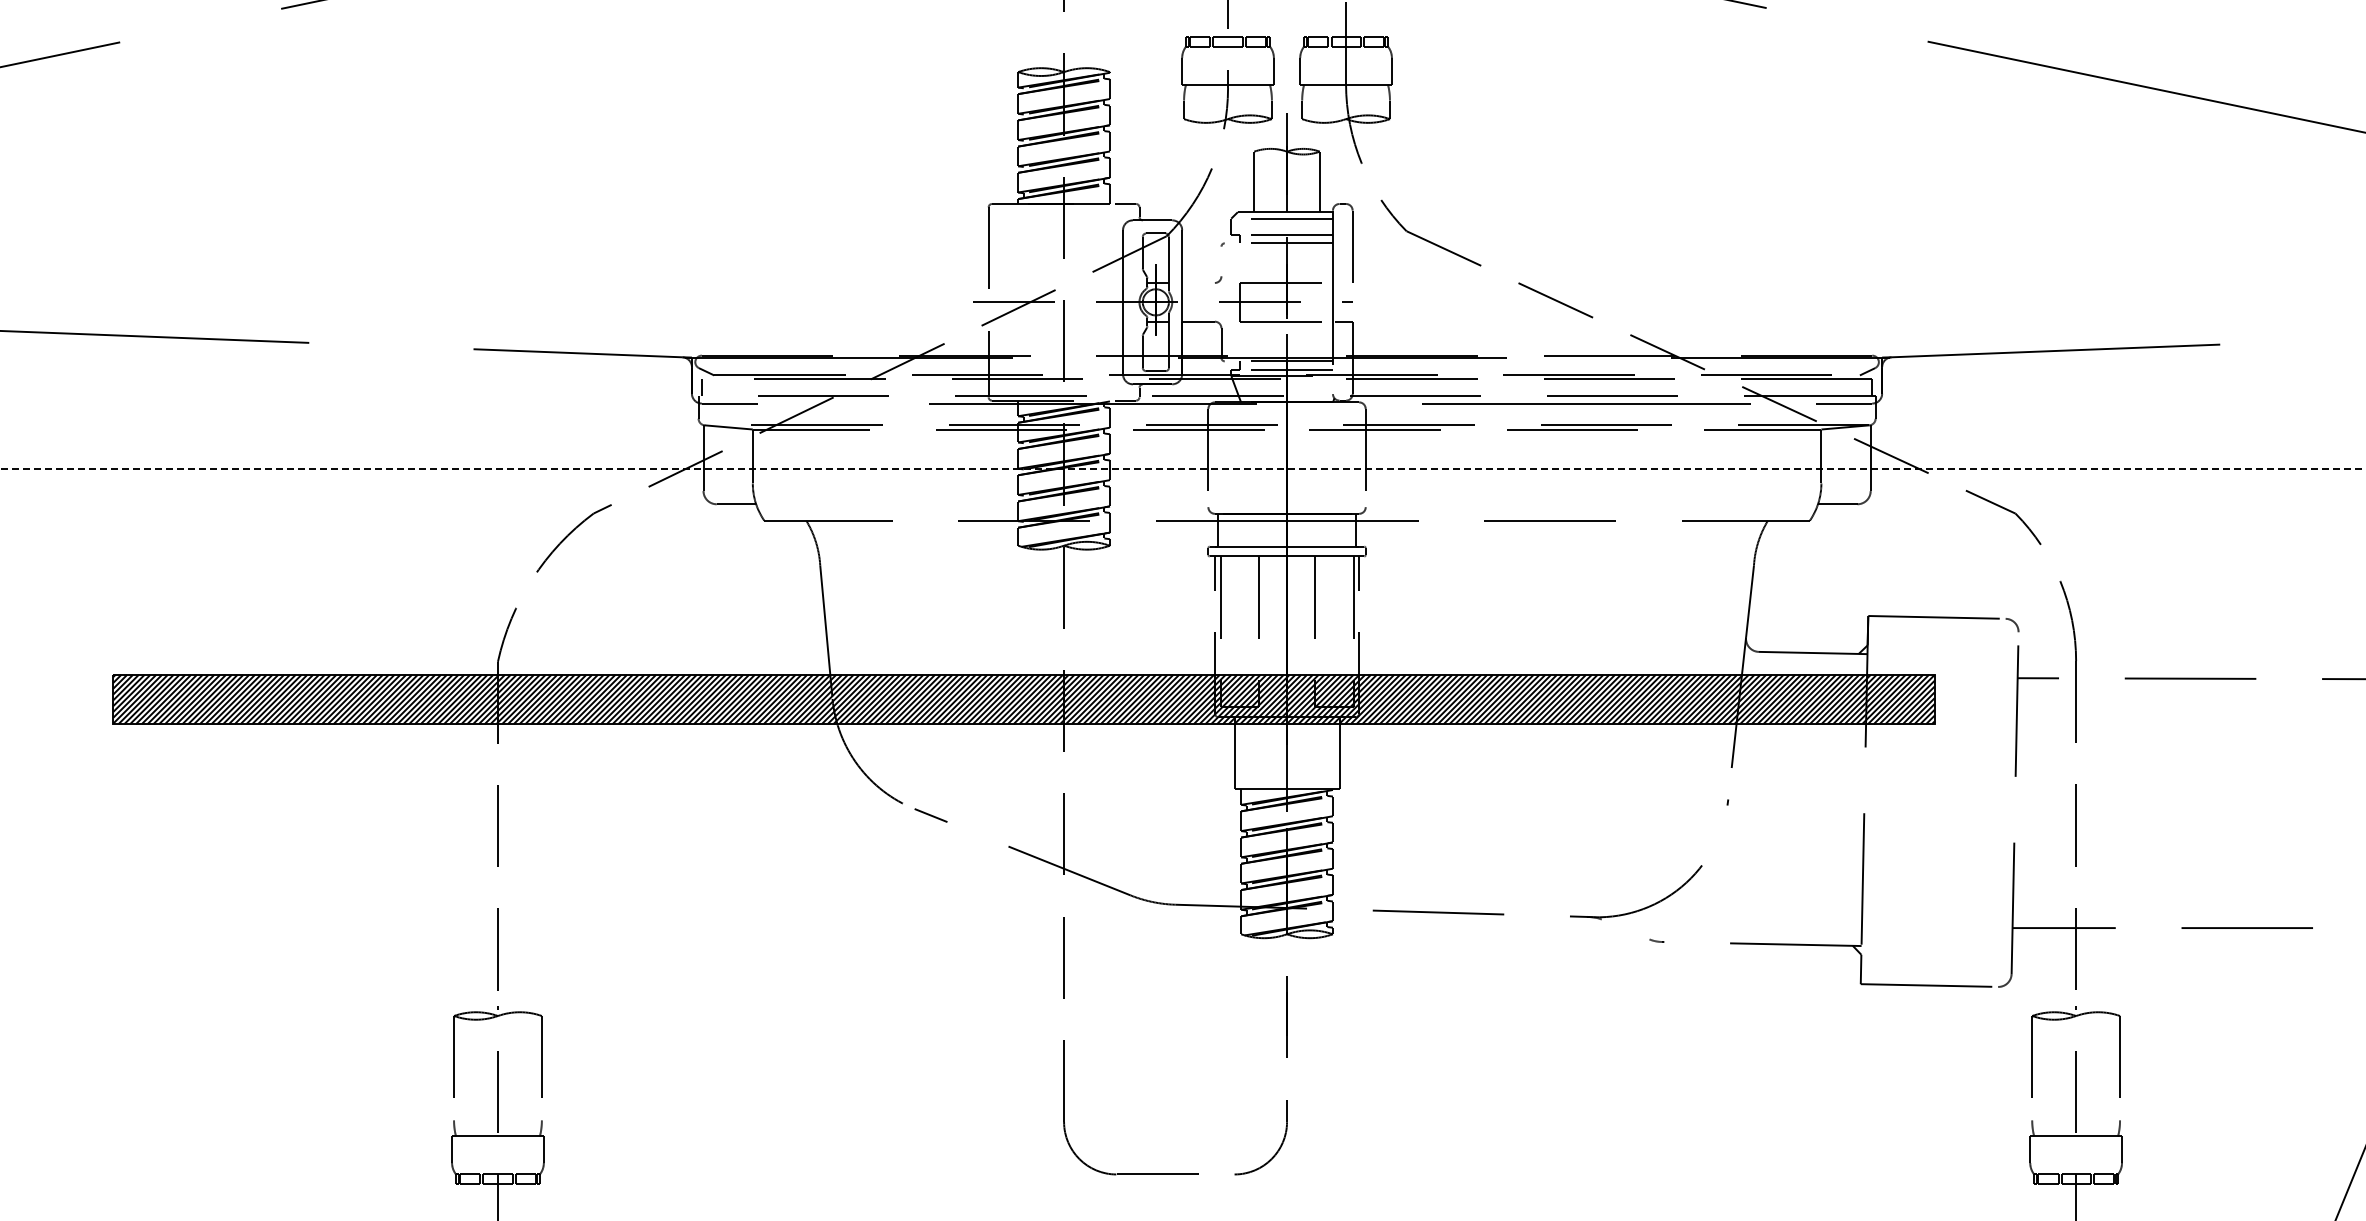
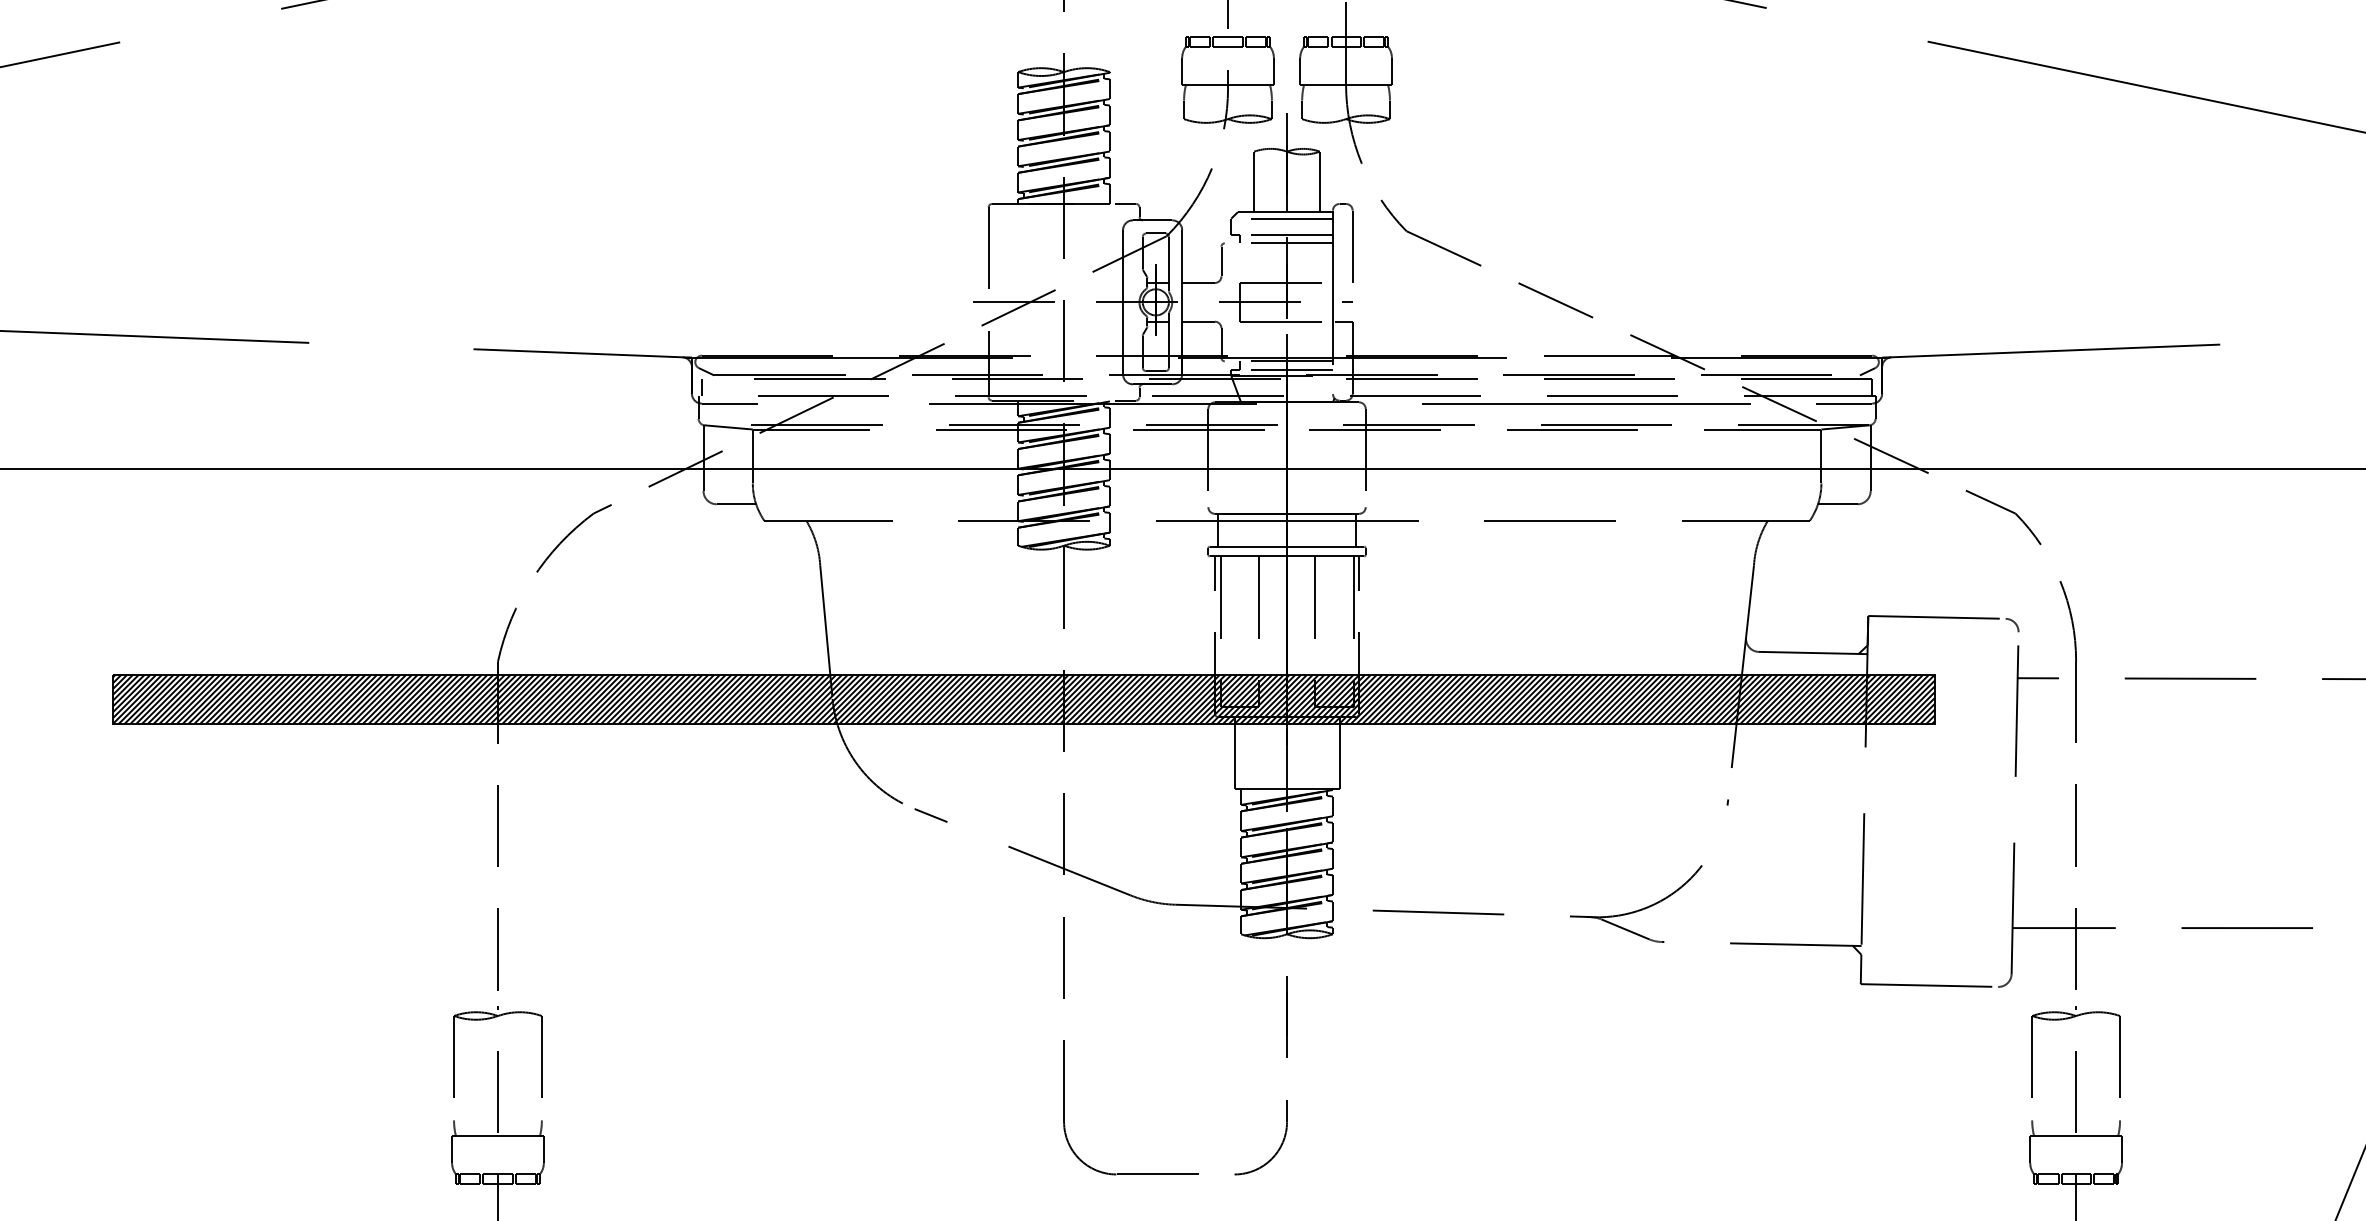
line: none -> present (1221, 261)
line: none -> present (1198, 283)
line: dashed -> solid (1183, 469)
line: none -> present (1625, 929)
